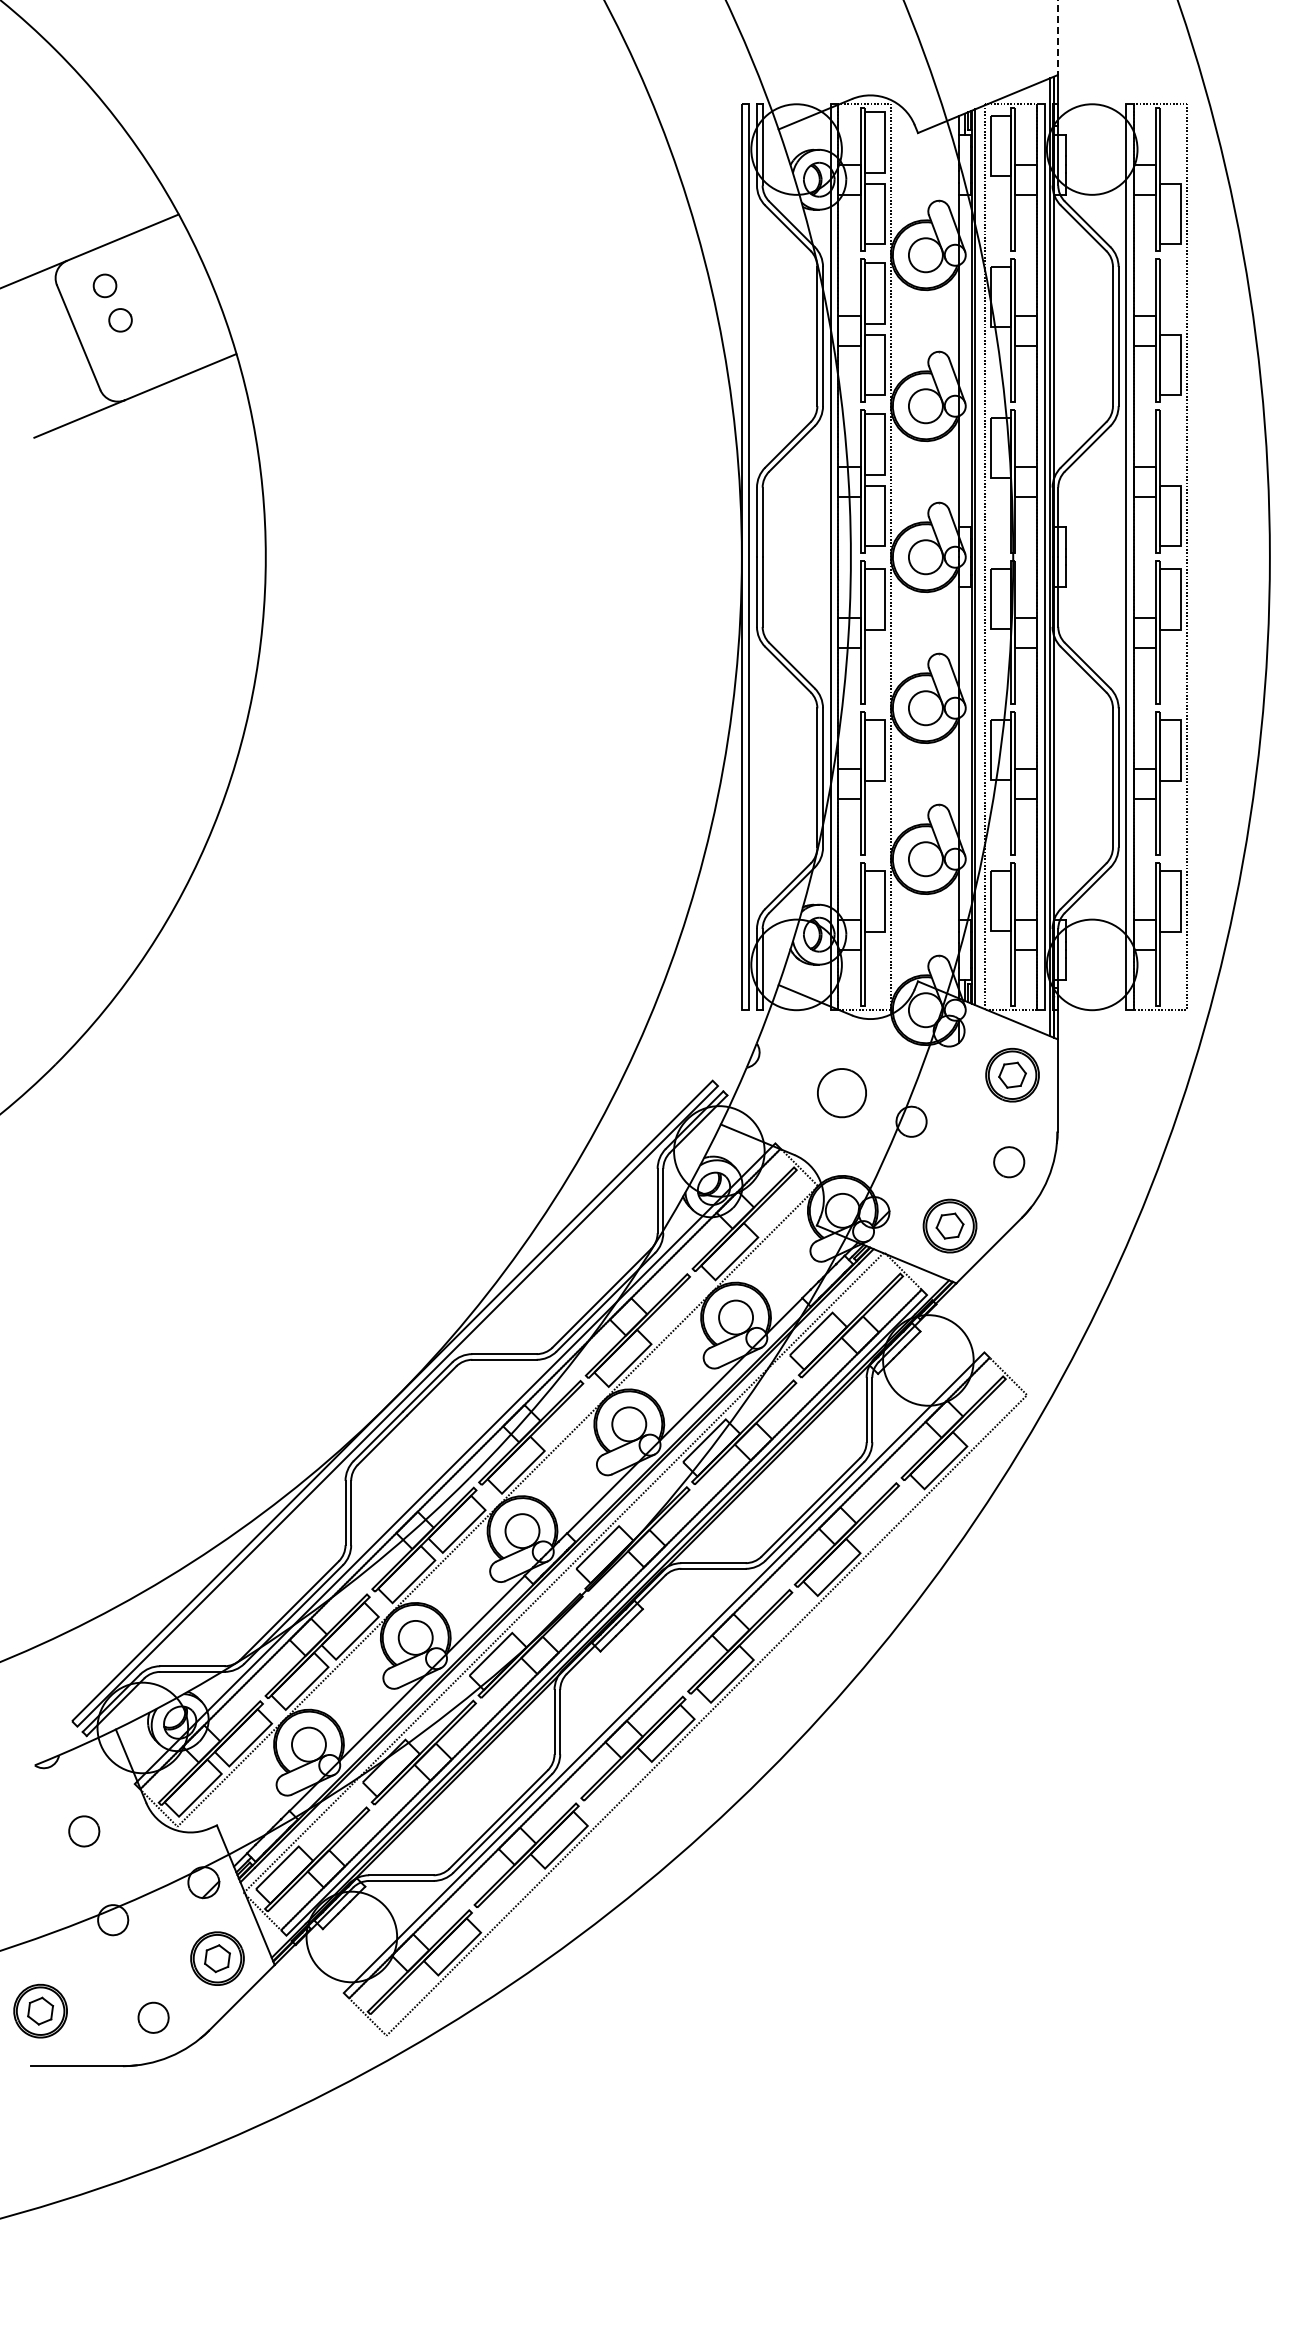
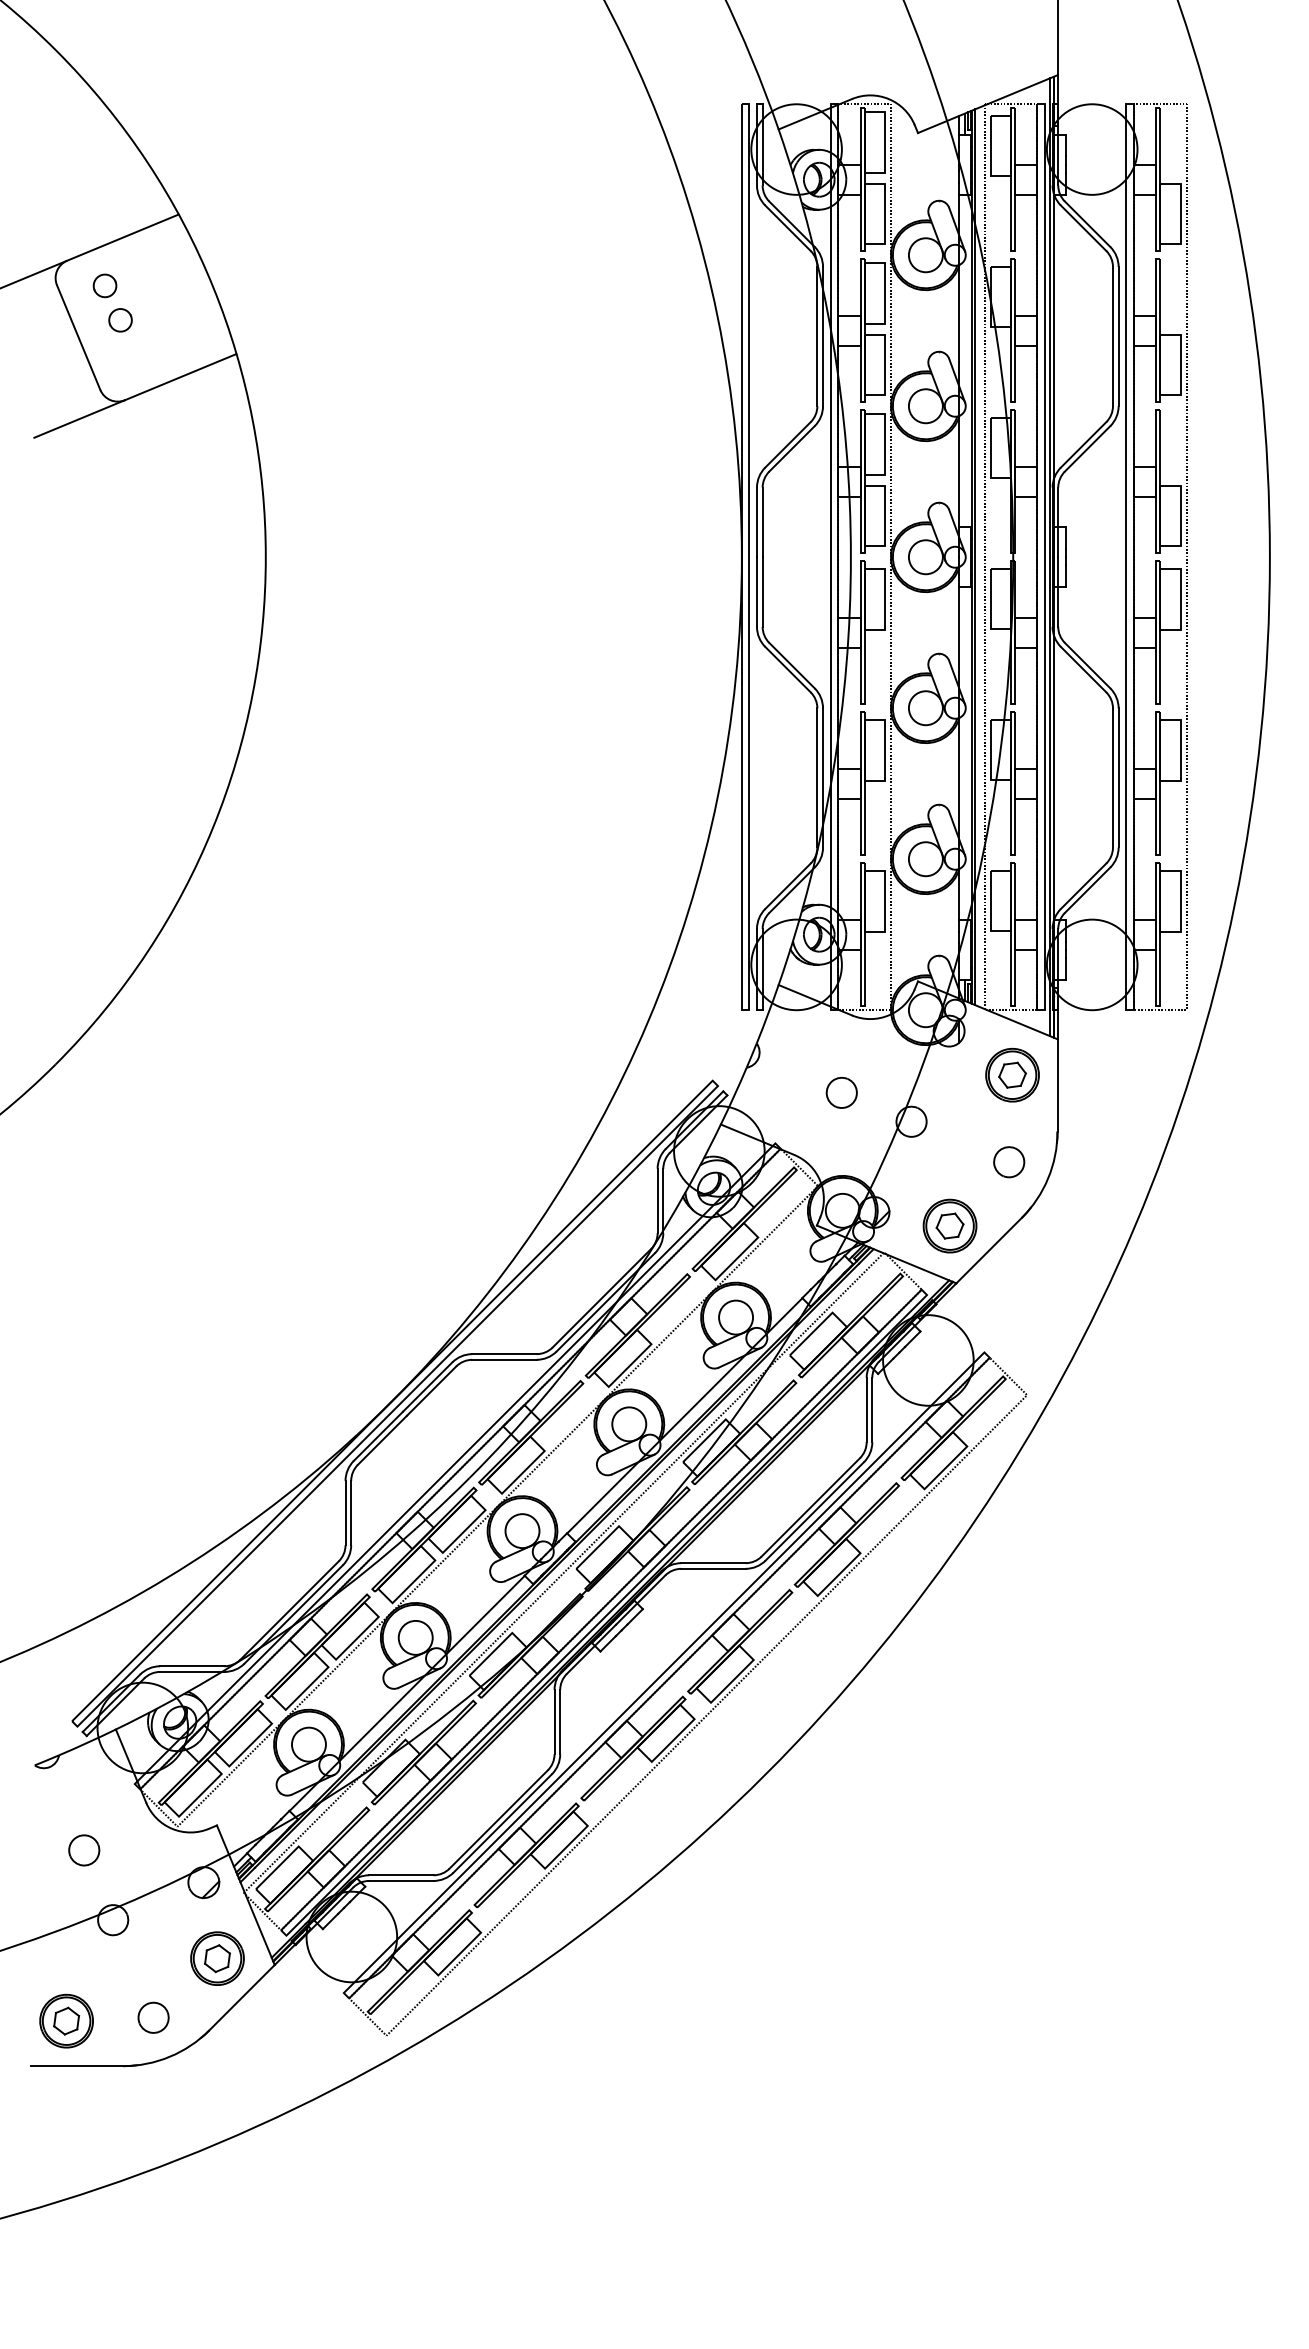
line: dashed -> solid (1057, 38)
part size: 50x51 px -> 33x33 px (841, 1092)
part position: (84, 1831) -> (84, 1850) (84, 1850)
part position: (40, 2010) -> (66, 2020) (66, 2020)
